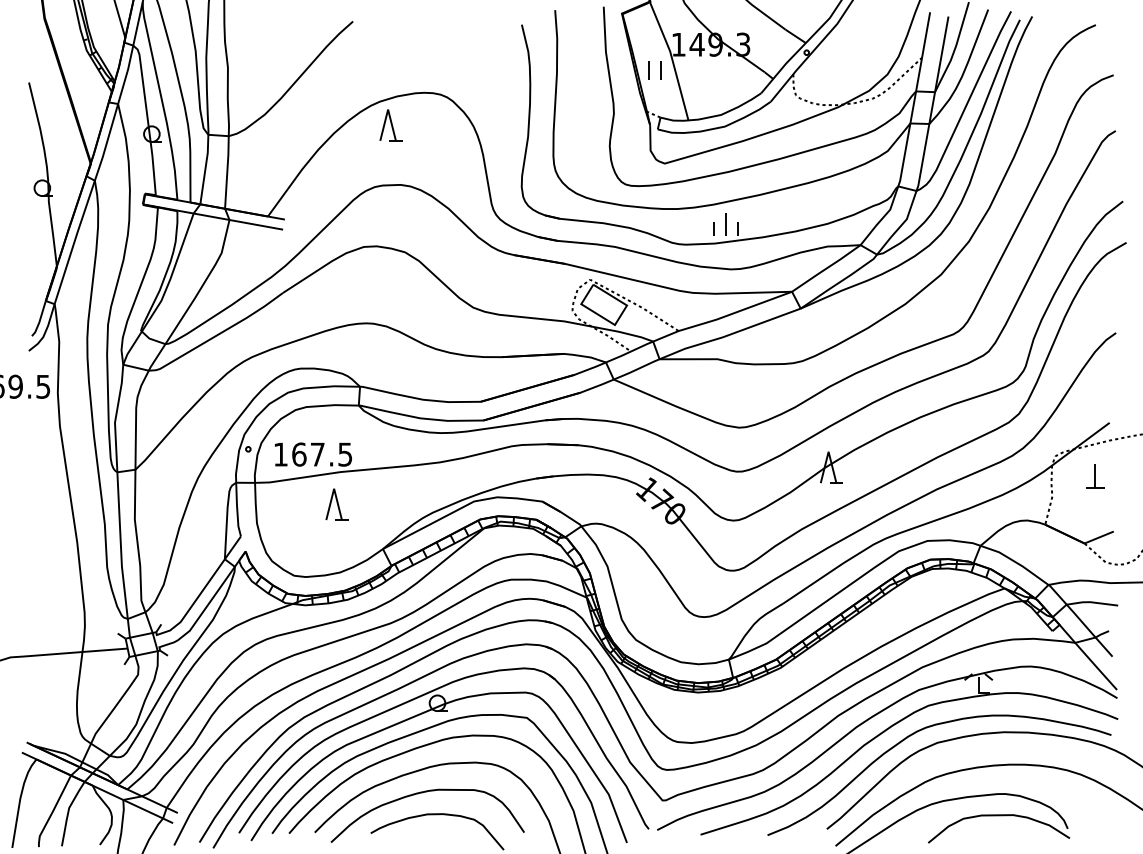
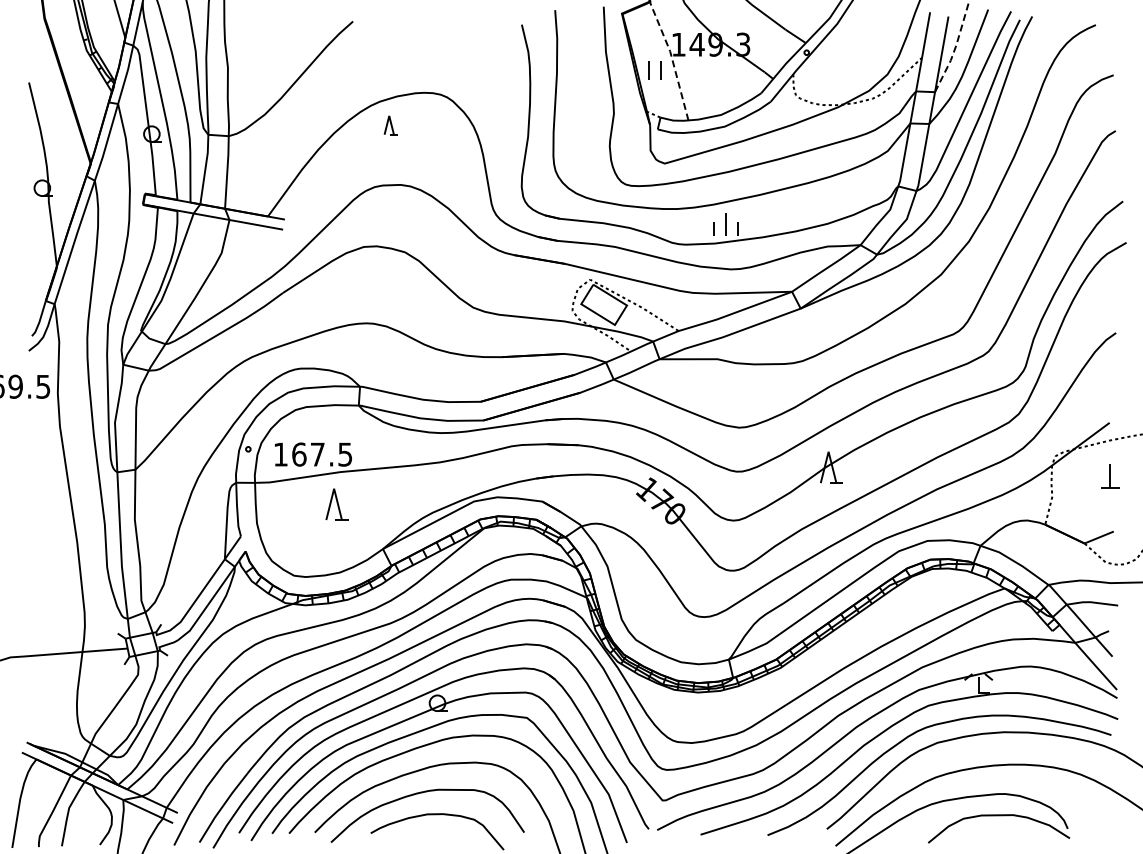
line: solid -> dashed (955, 48)
line: solid -> dashed (672, 58)
part size: 24x33 px -> 15x21 px (390, 125)
part position: (1095, 476) -> (1110, 476) (1110, 476)
